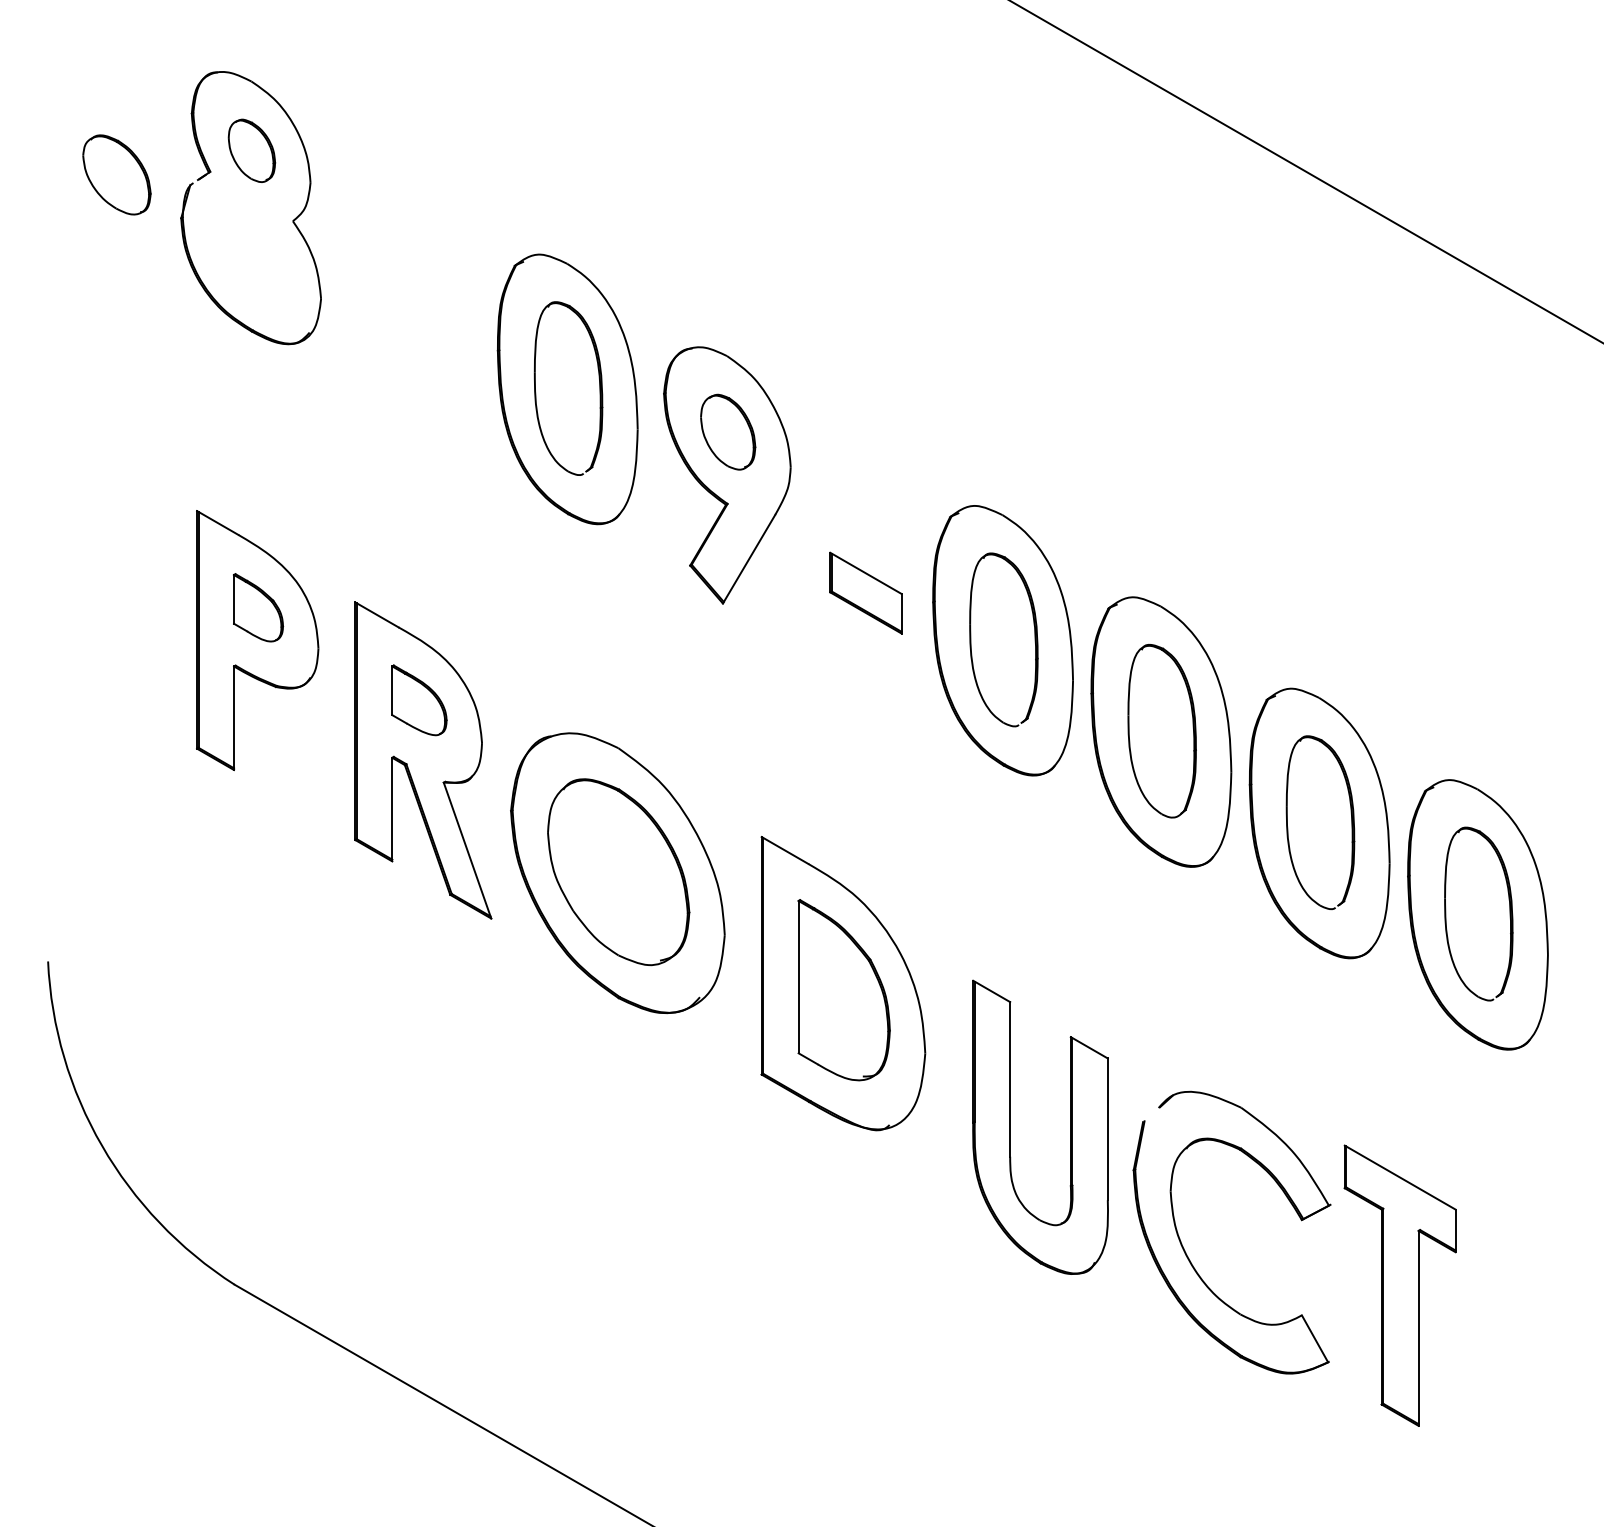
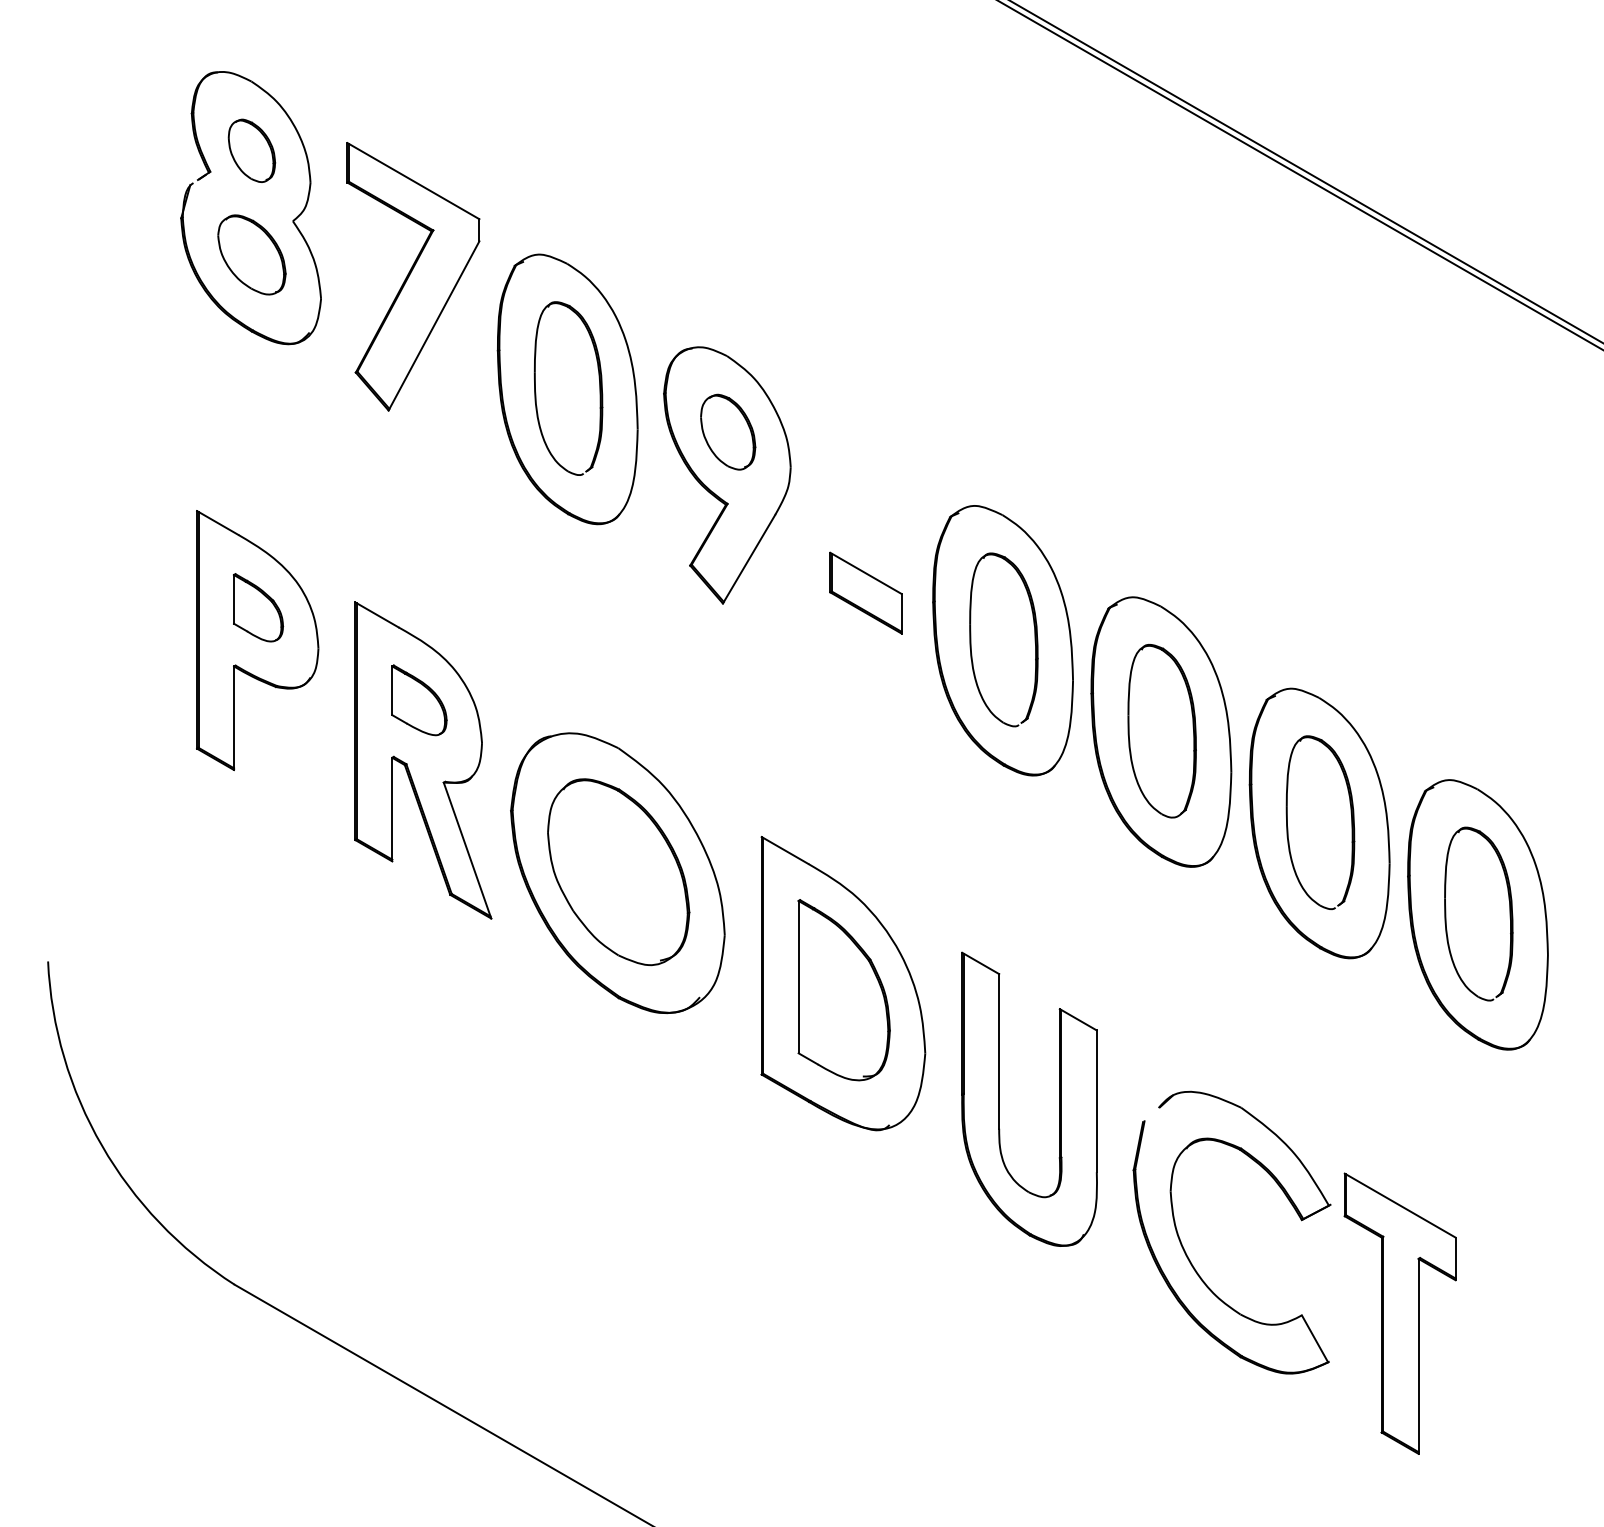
part position: (116, 174) -> (251, 254) (251, 254)
line: none -> present (1300, 175)
part: none -> present (413, 276)
part position: (1010, 1126) -> (999, 1098) (999, 1098)
part position: (1399, 1285) -> (1399, 1313) (1399, 1313)
